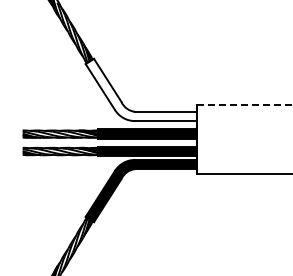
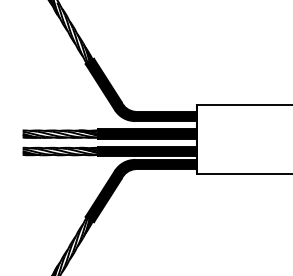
fill: none -> present (140, 89)
line: dashed -> solid (244, 104)
